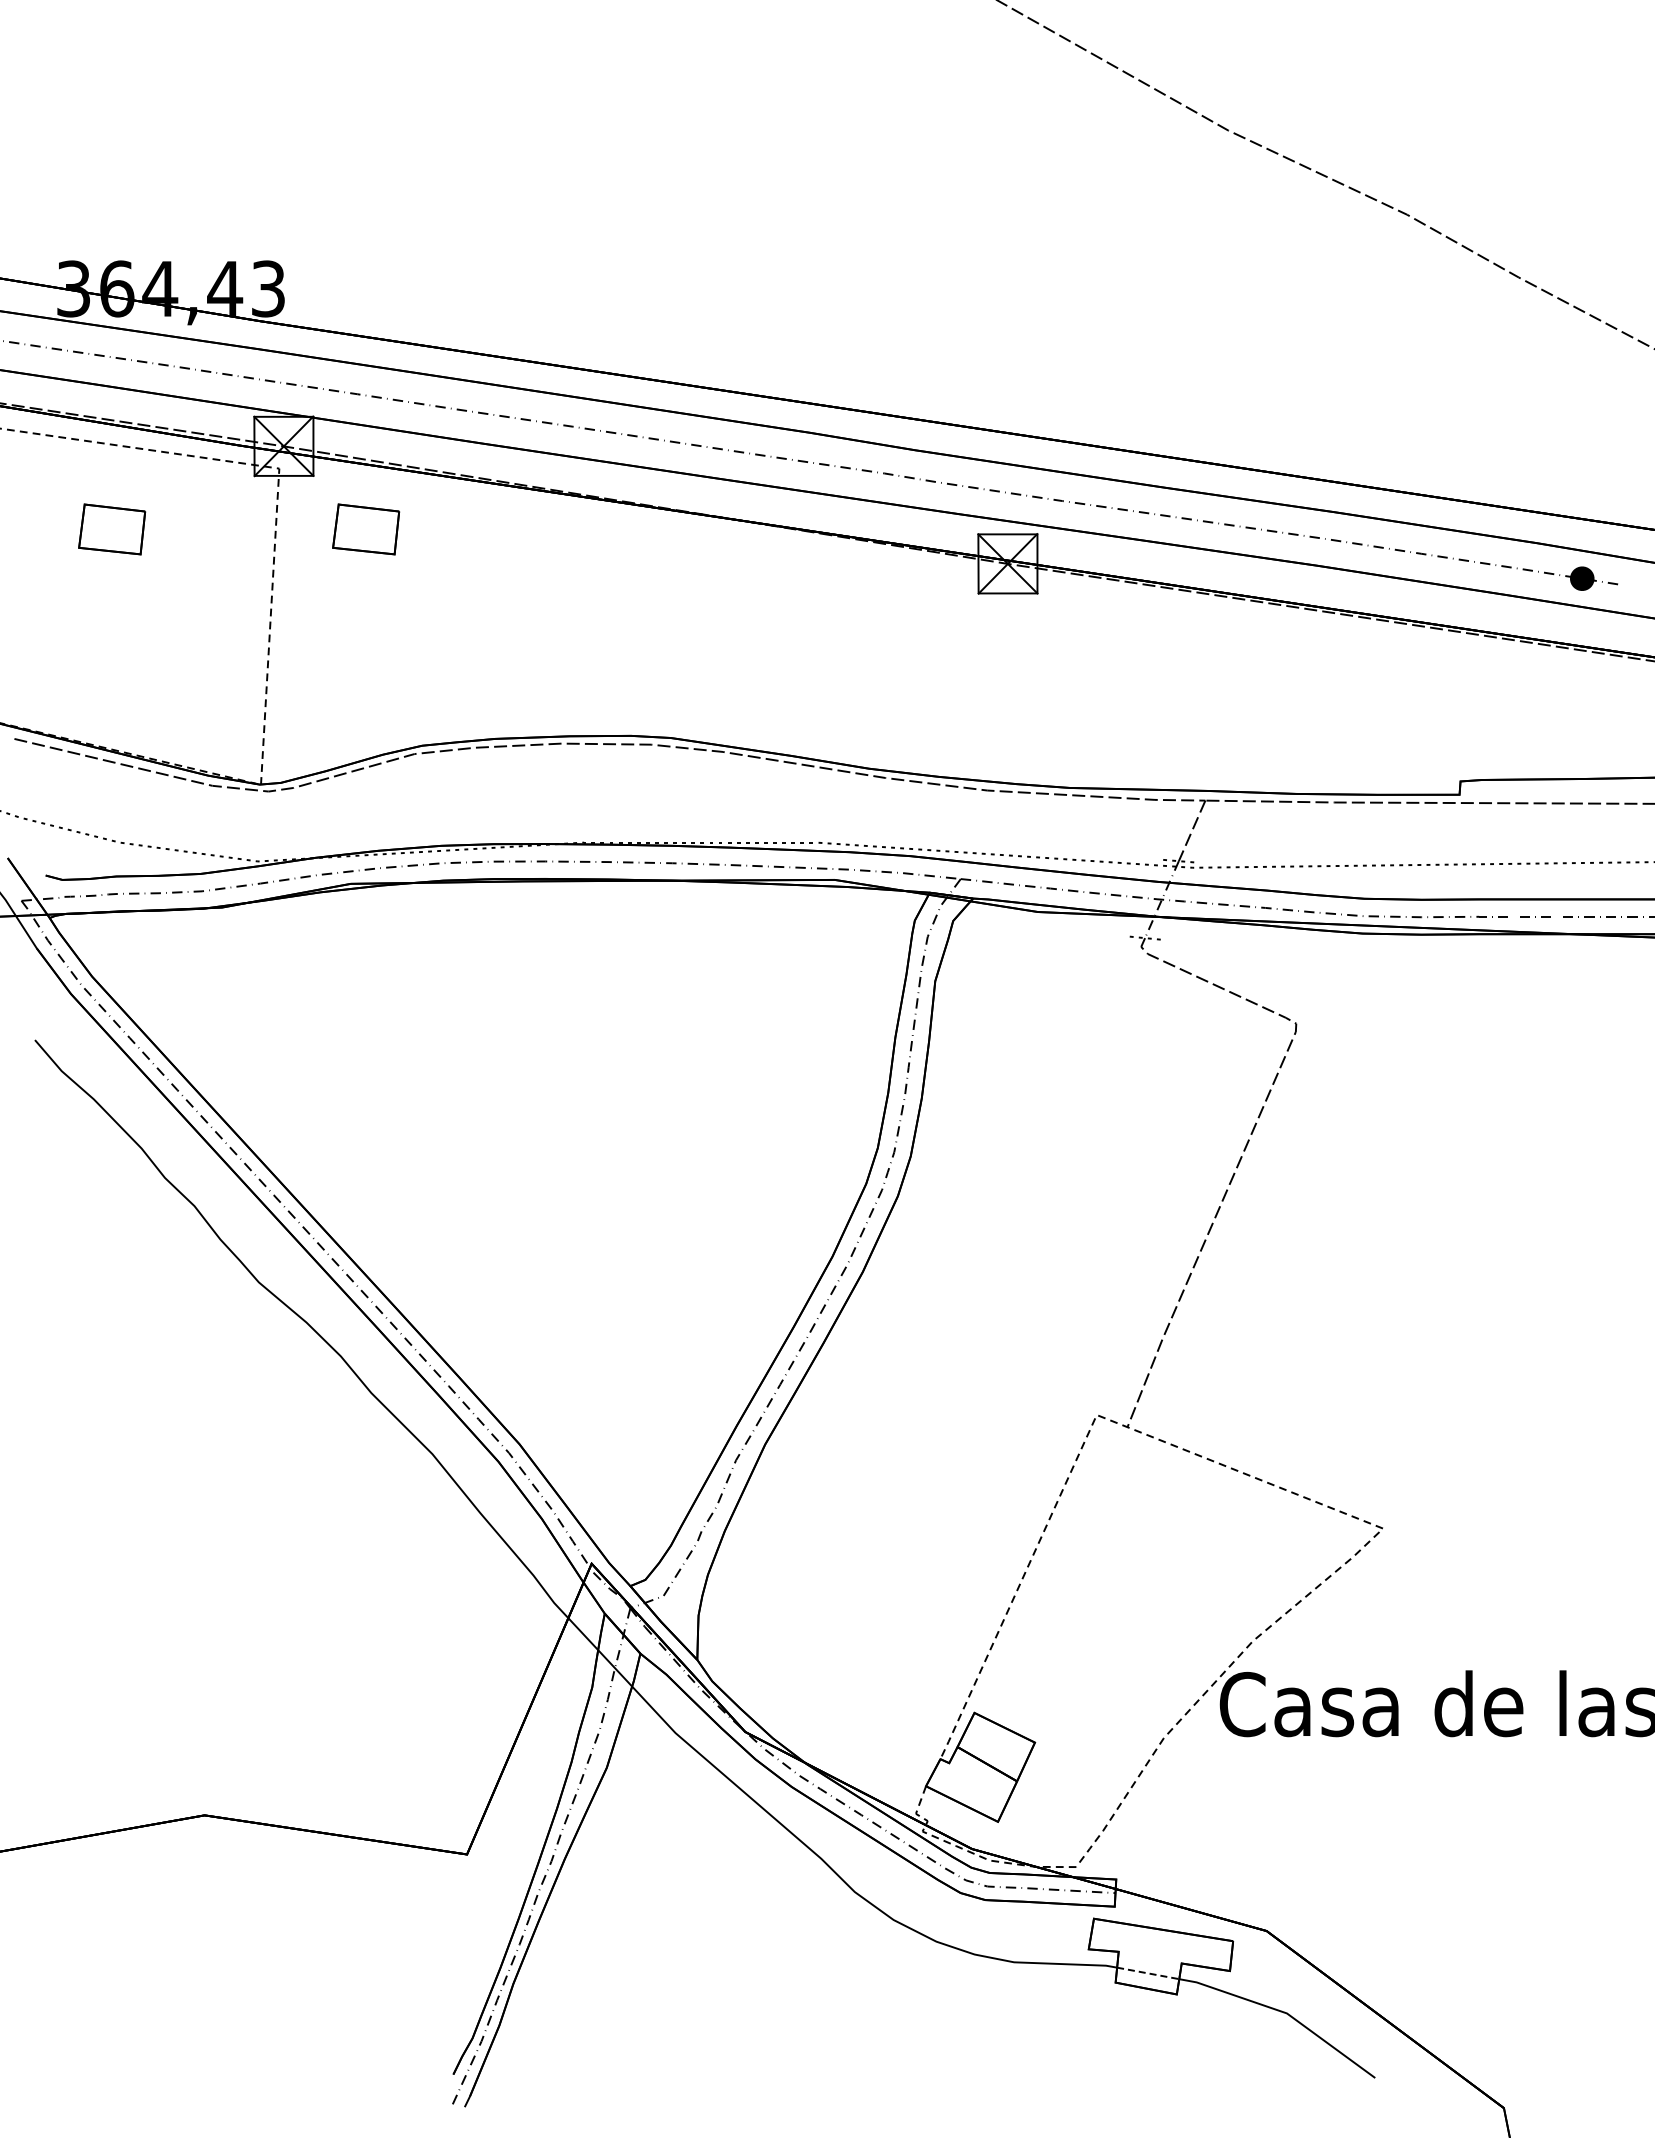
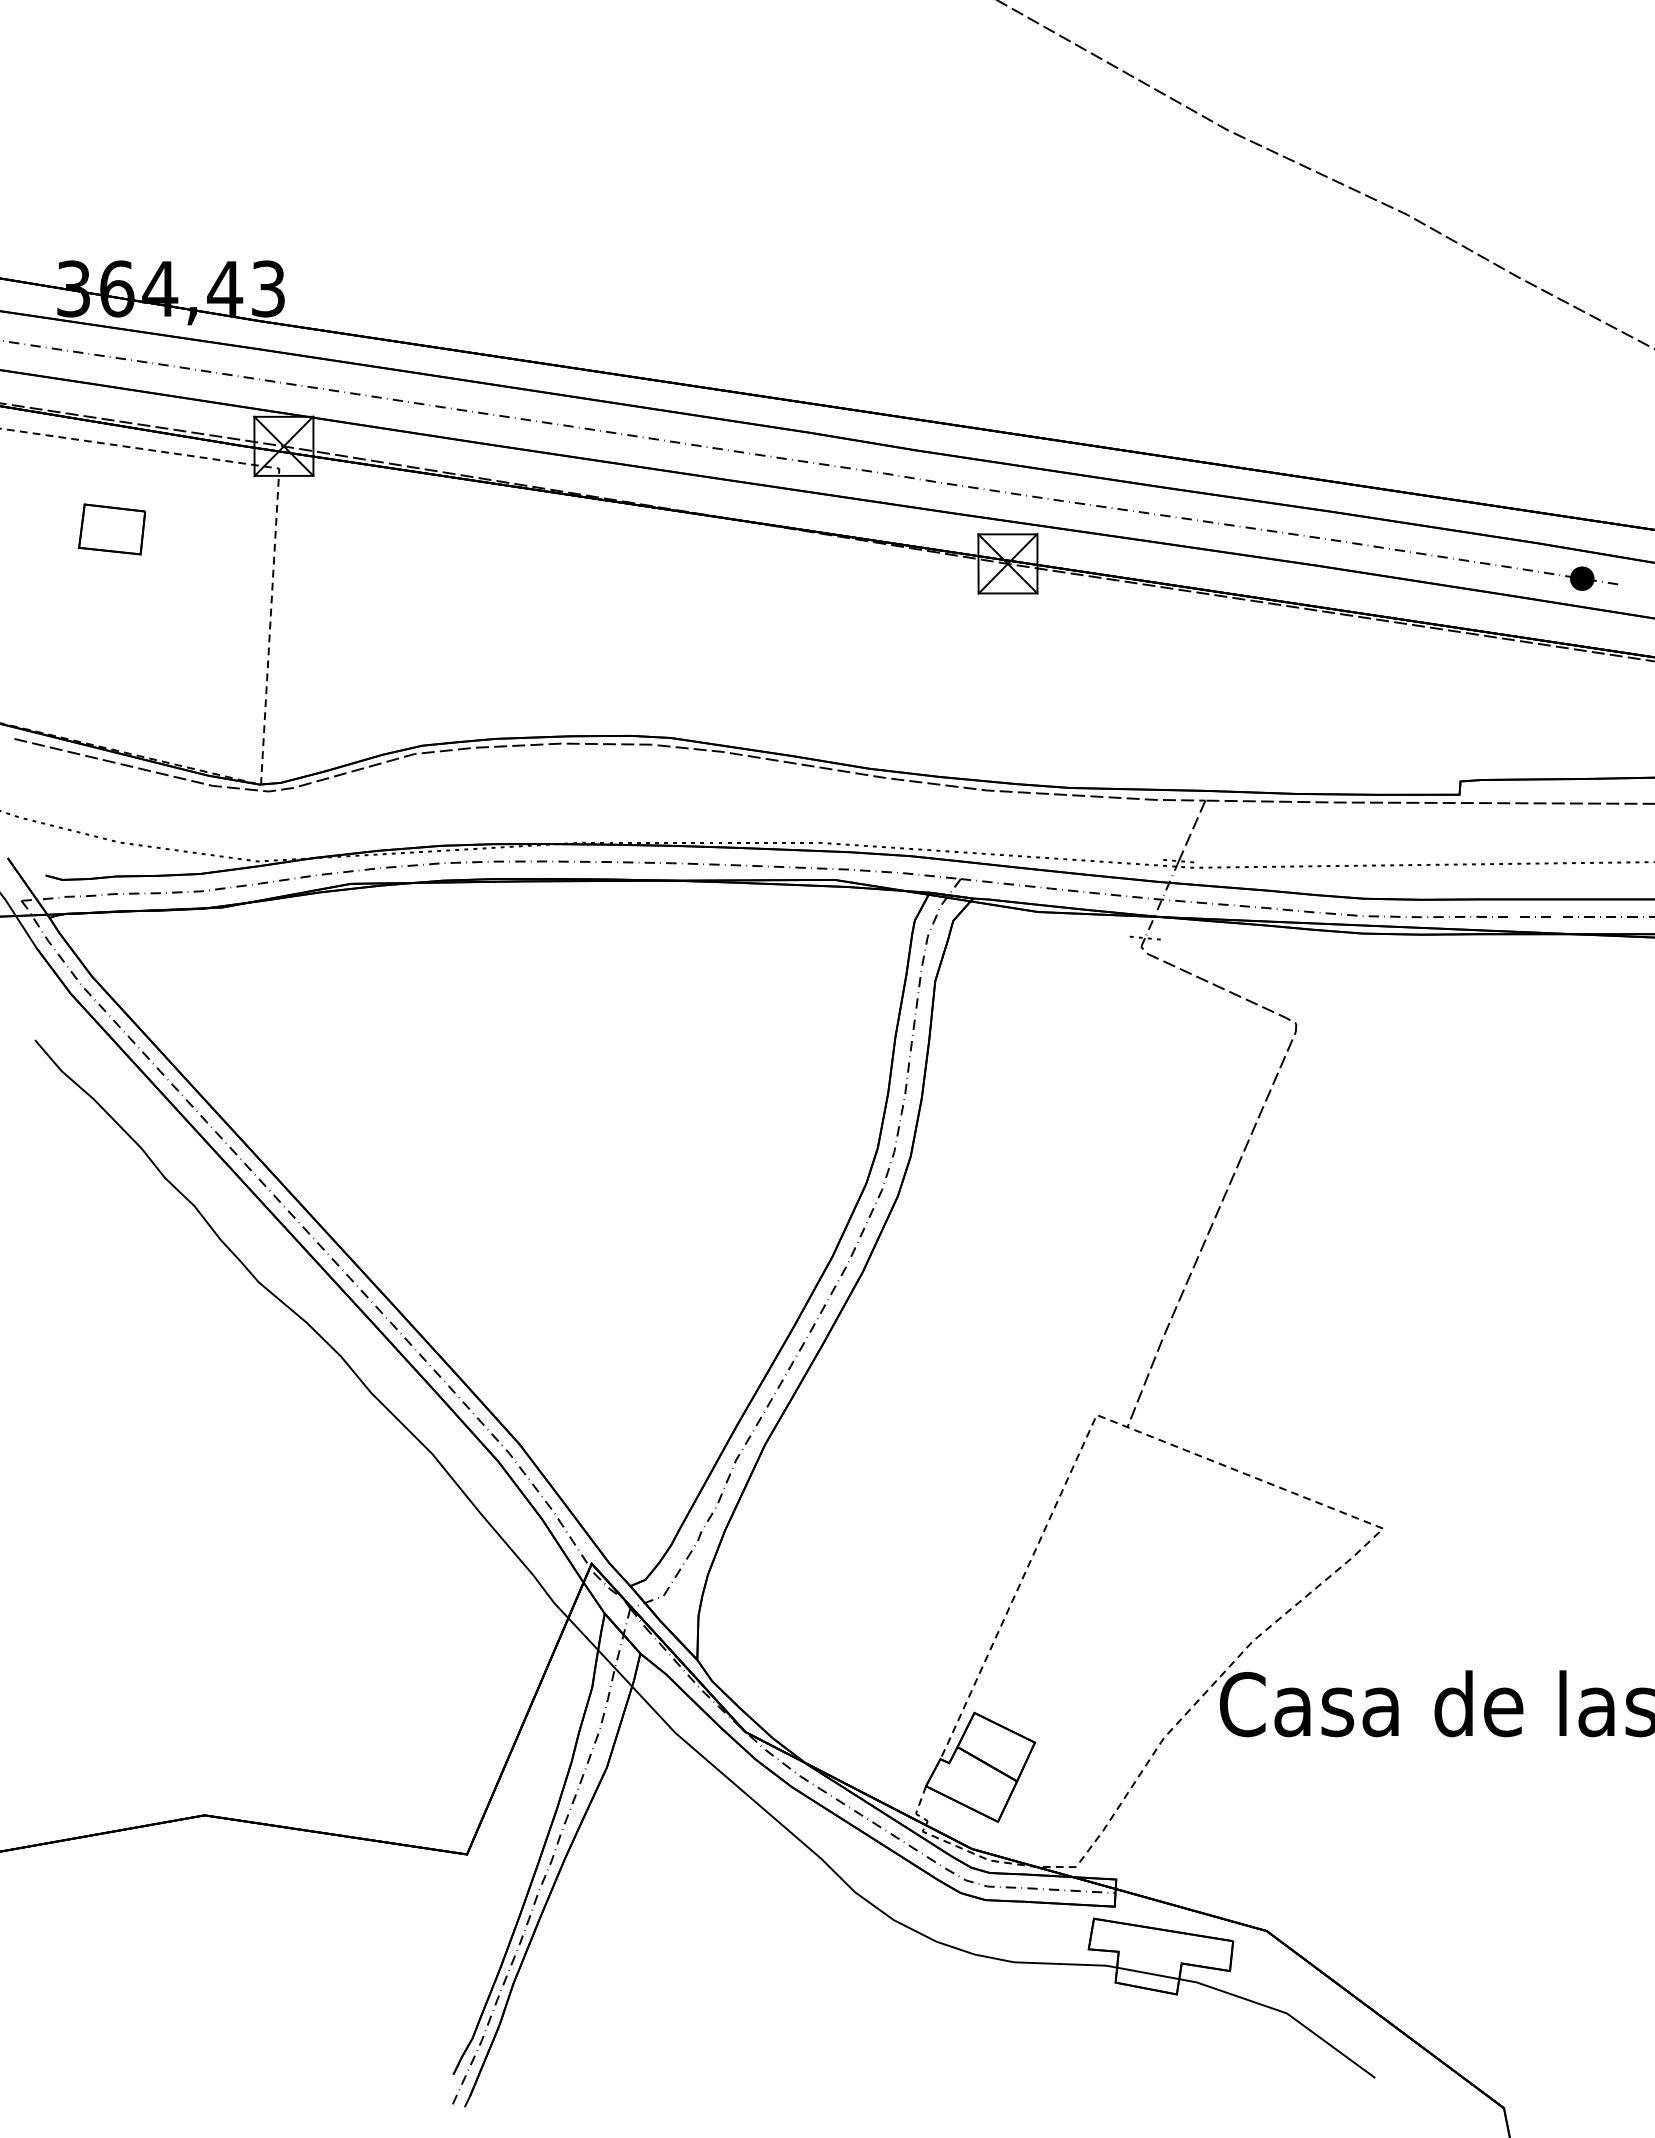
part: present -> none (366, 529)
line: dashed -> solid (1148, 1973)
